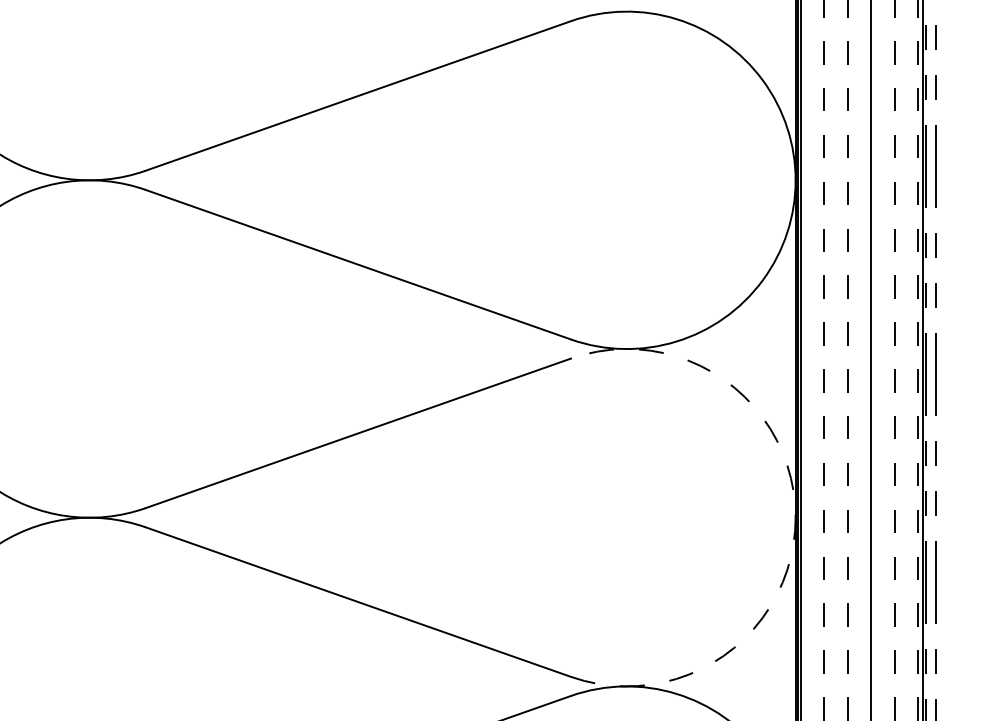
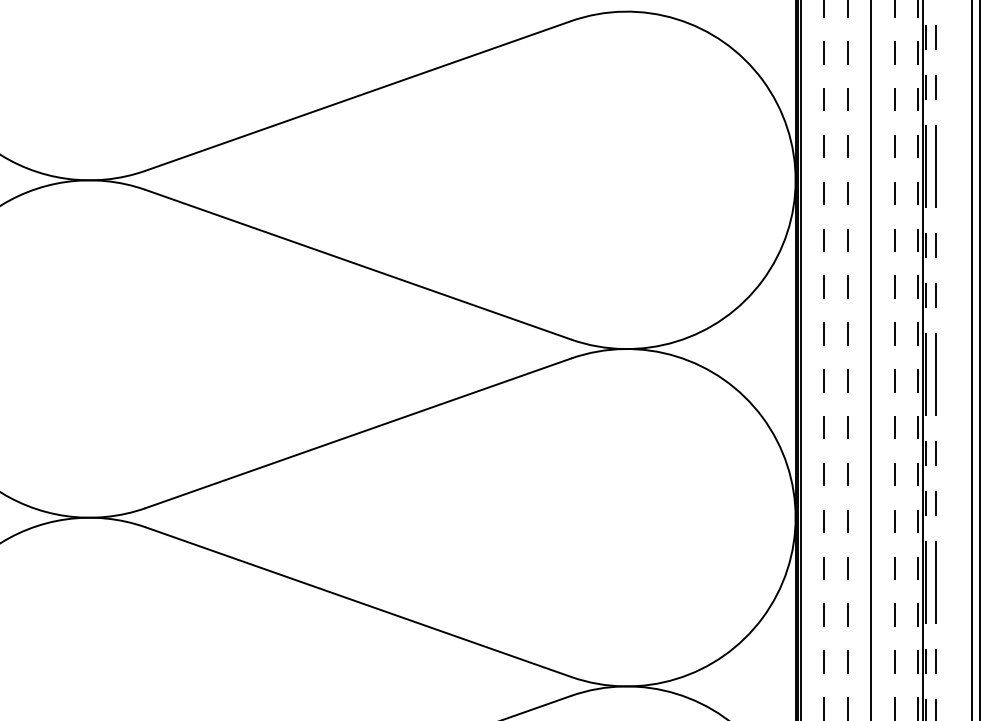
line: none -> present (971, 359)
line: none -> present (979, 359)
arc: dashed -> solid (795, 517)
